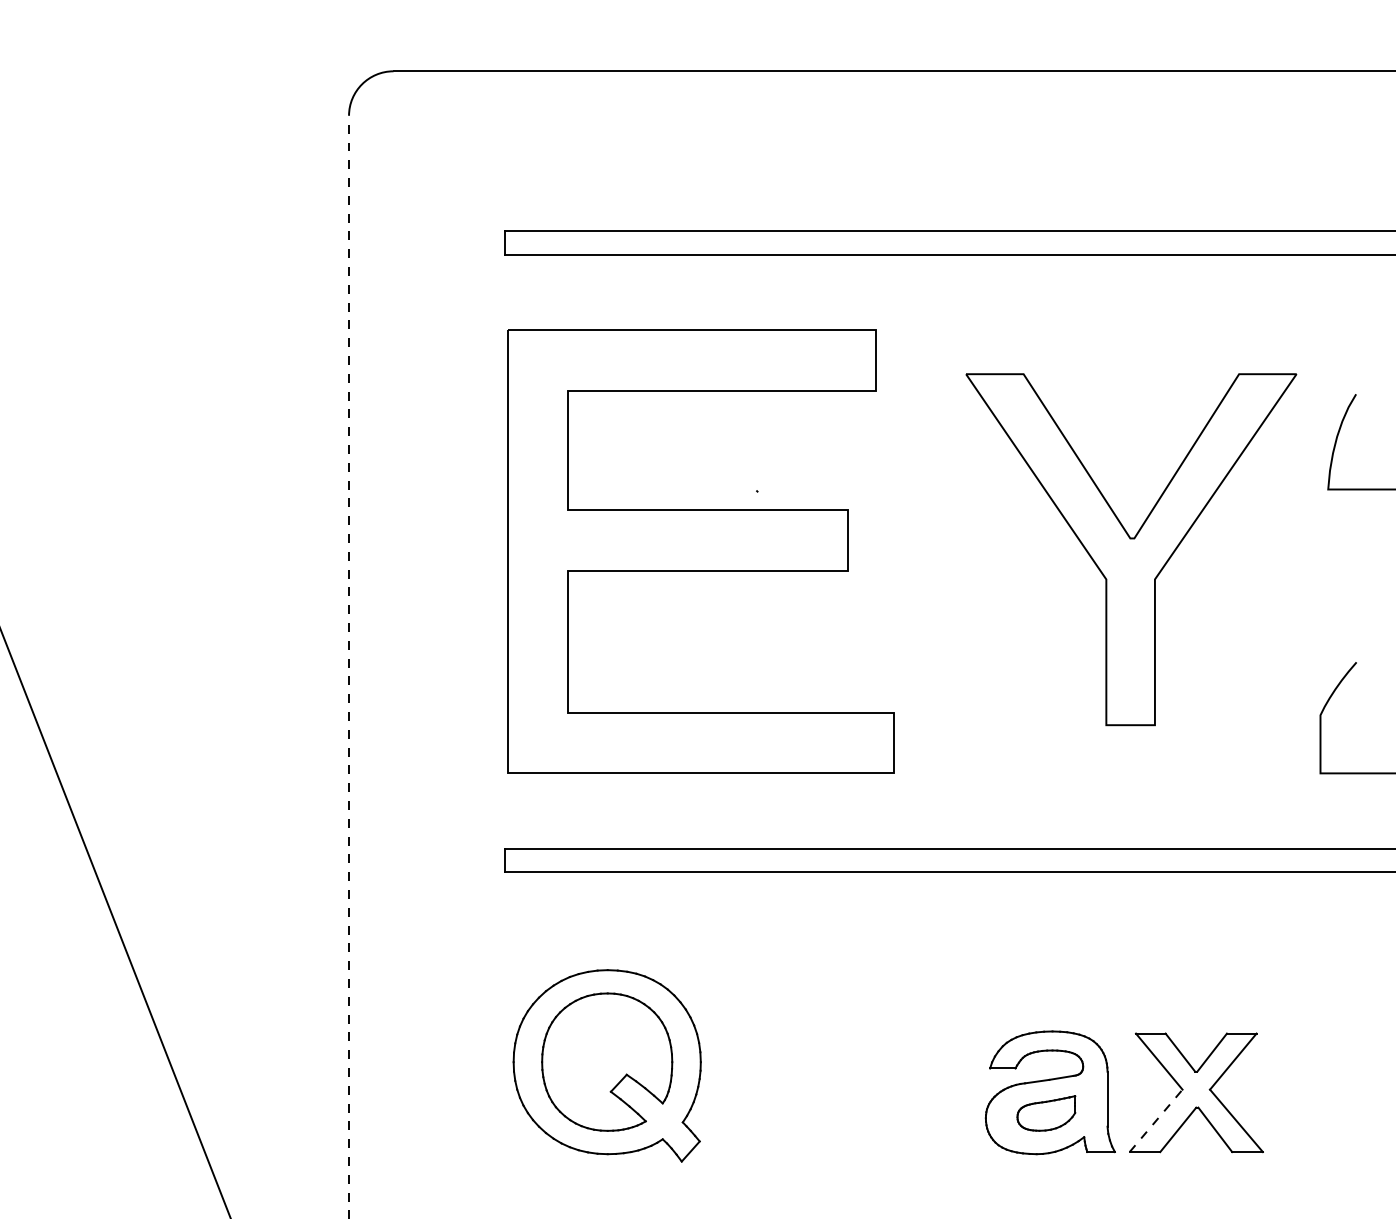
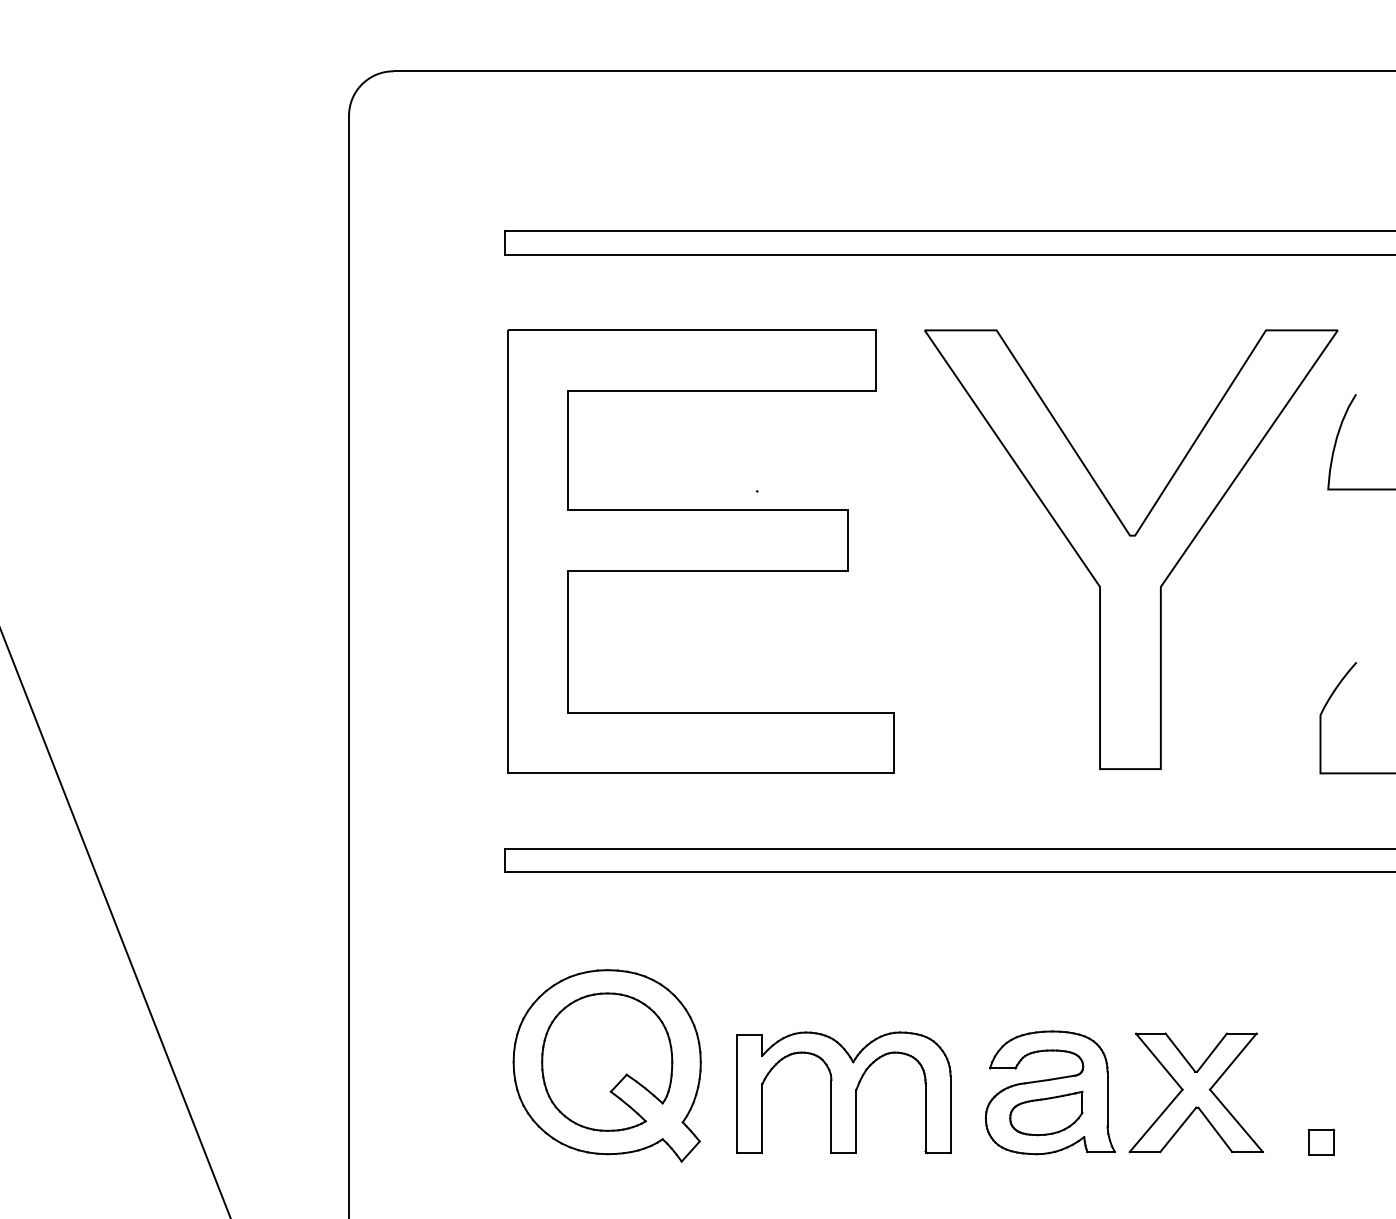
part size: 333x354 px -> 415x441 px (1131, 549)
line: dashed -> solid (349, 666)
part: none -> present (843, 1092)
part size: 61x37 px -> 75x47 px (1046, 1113)
line: dashed -> solid (1156, 1120)
part: none -> present (1321, 1141)
